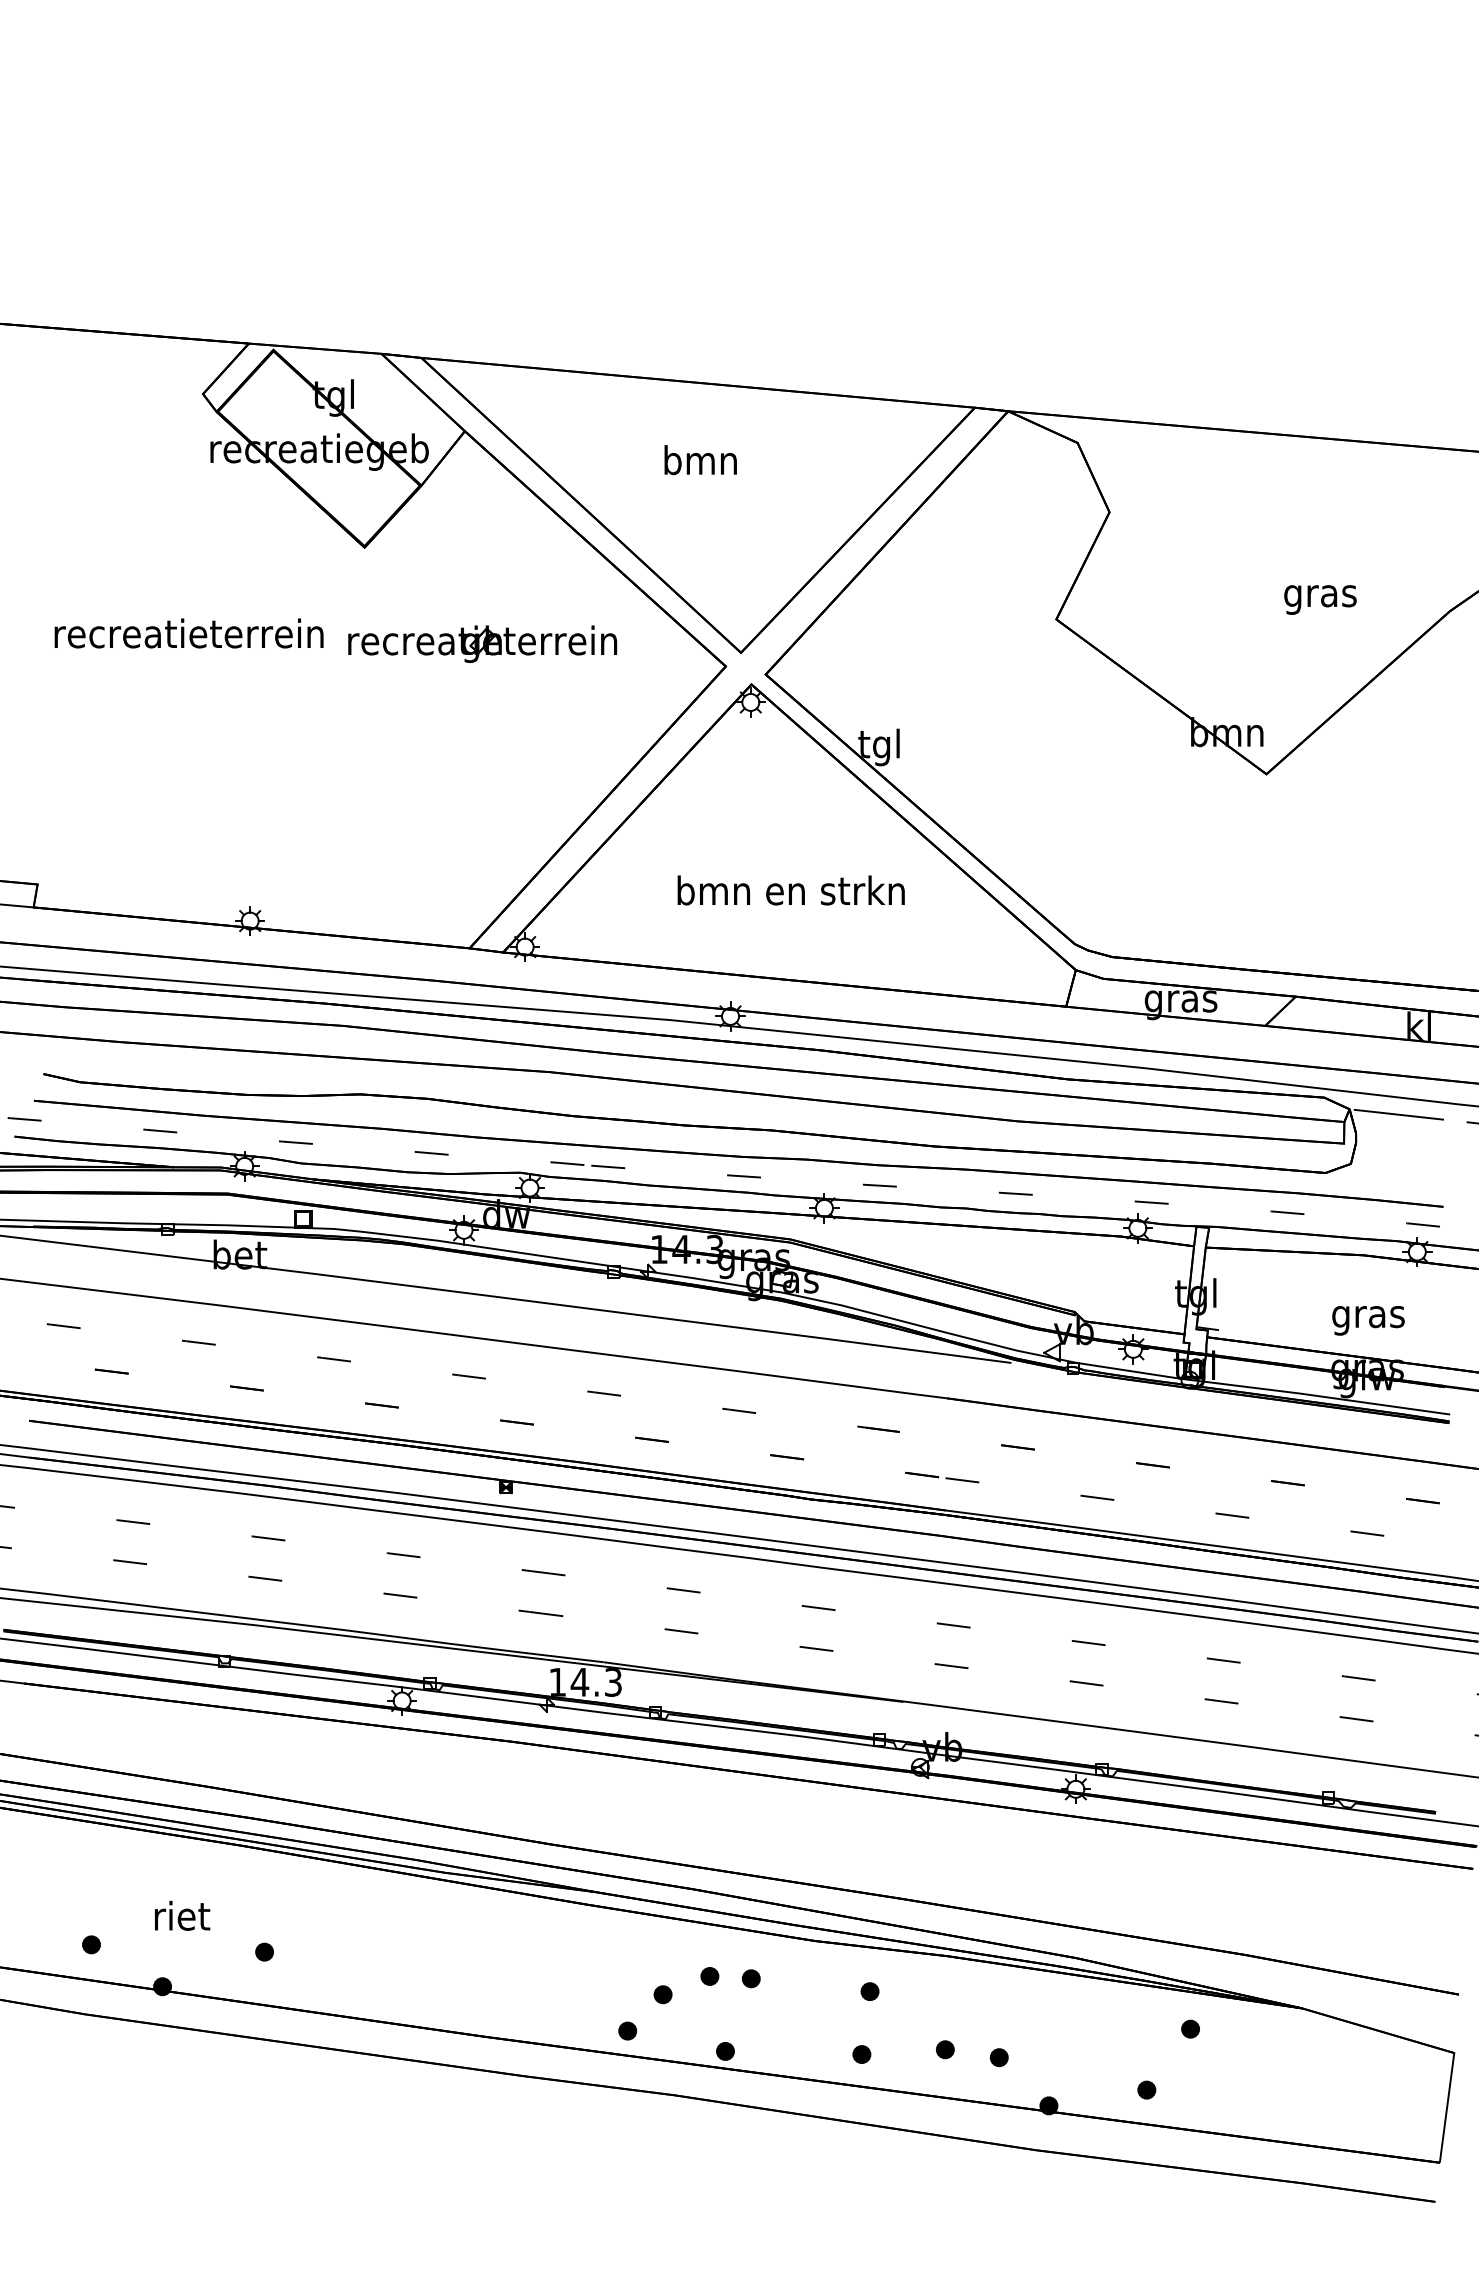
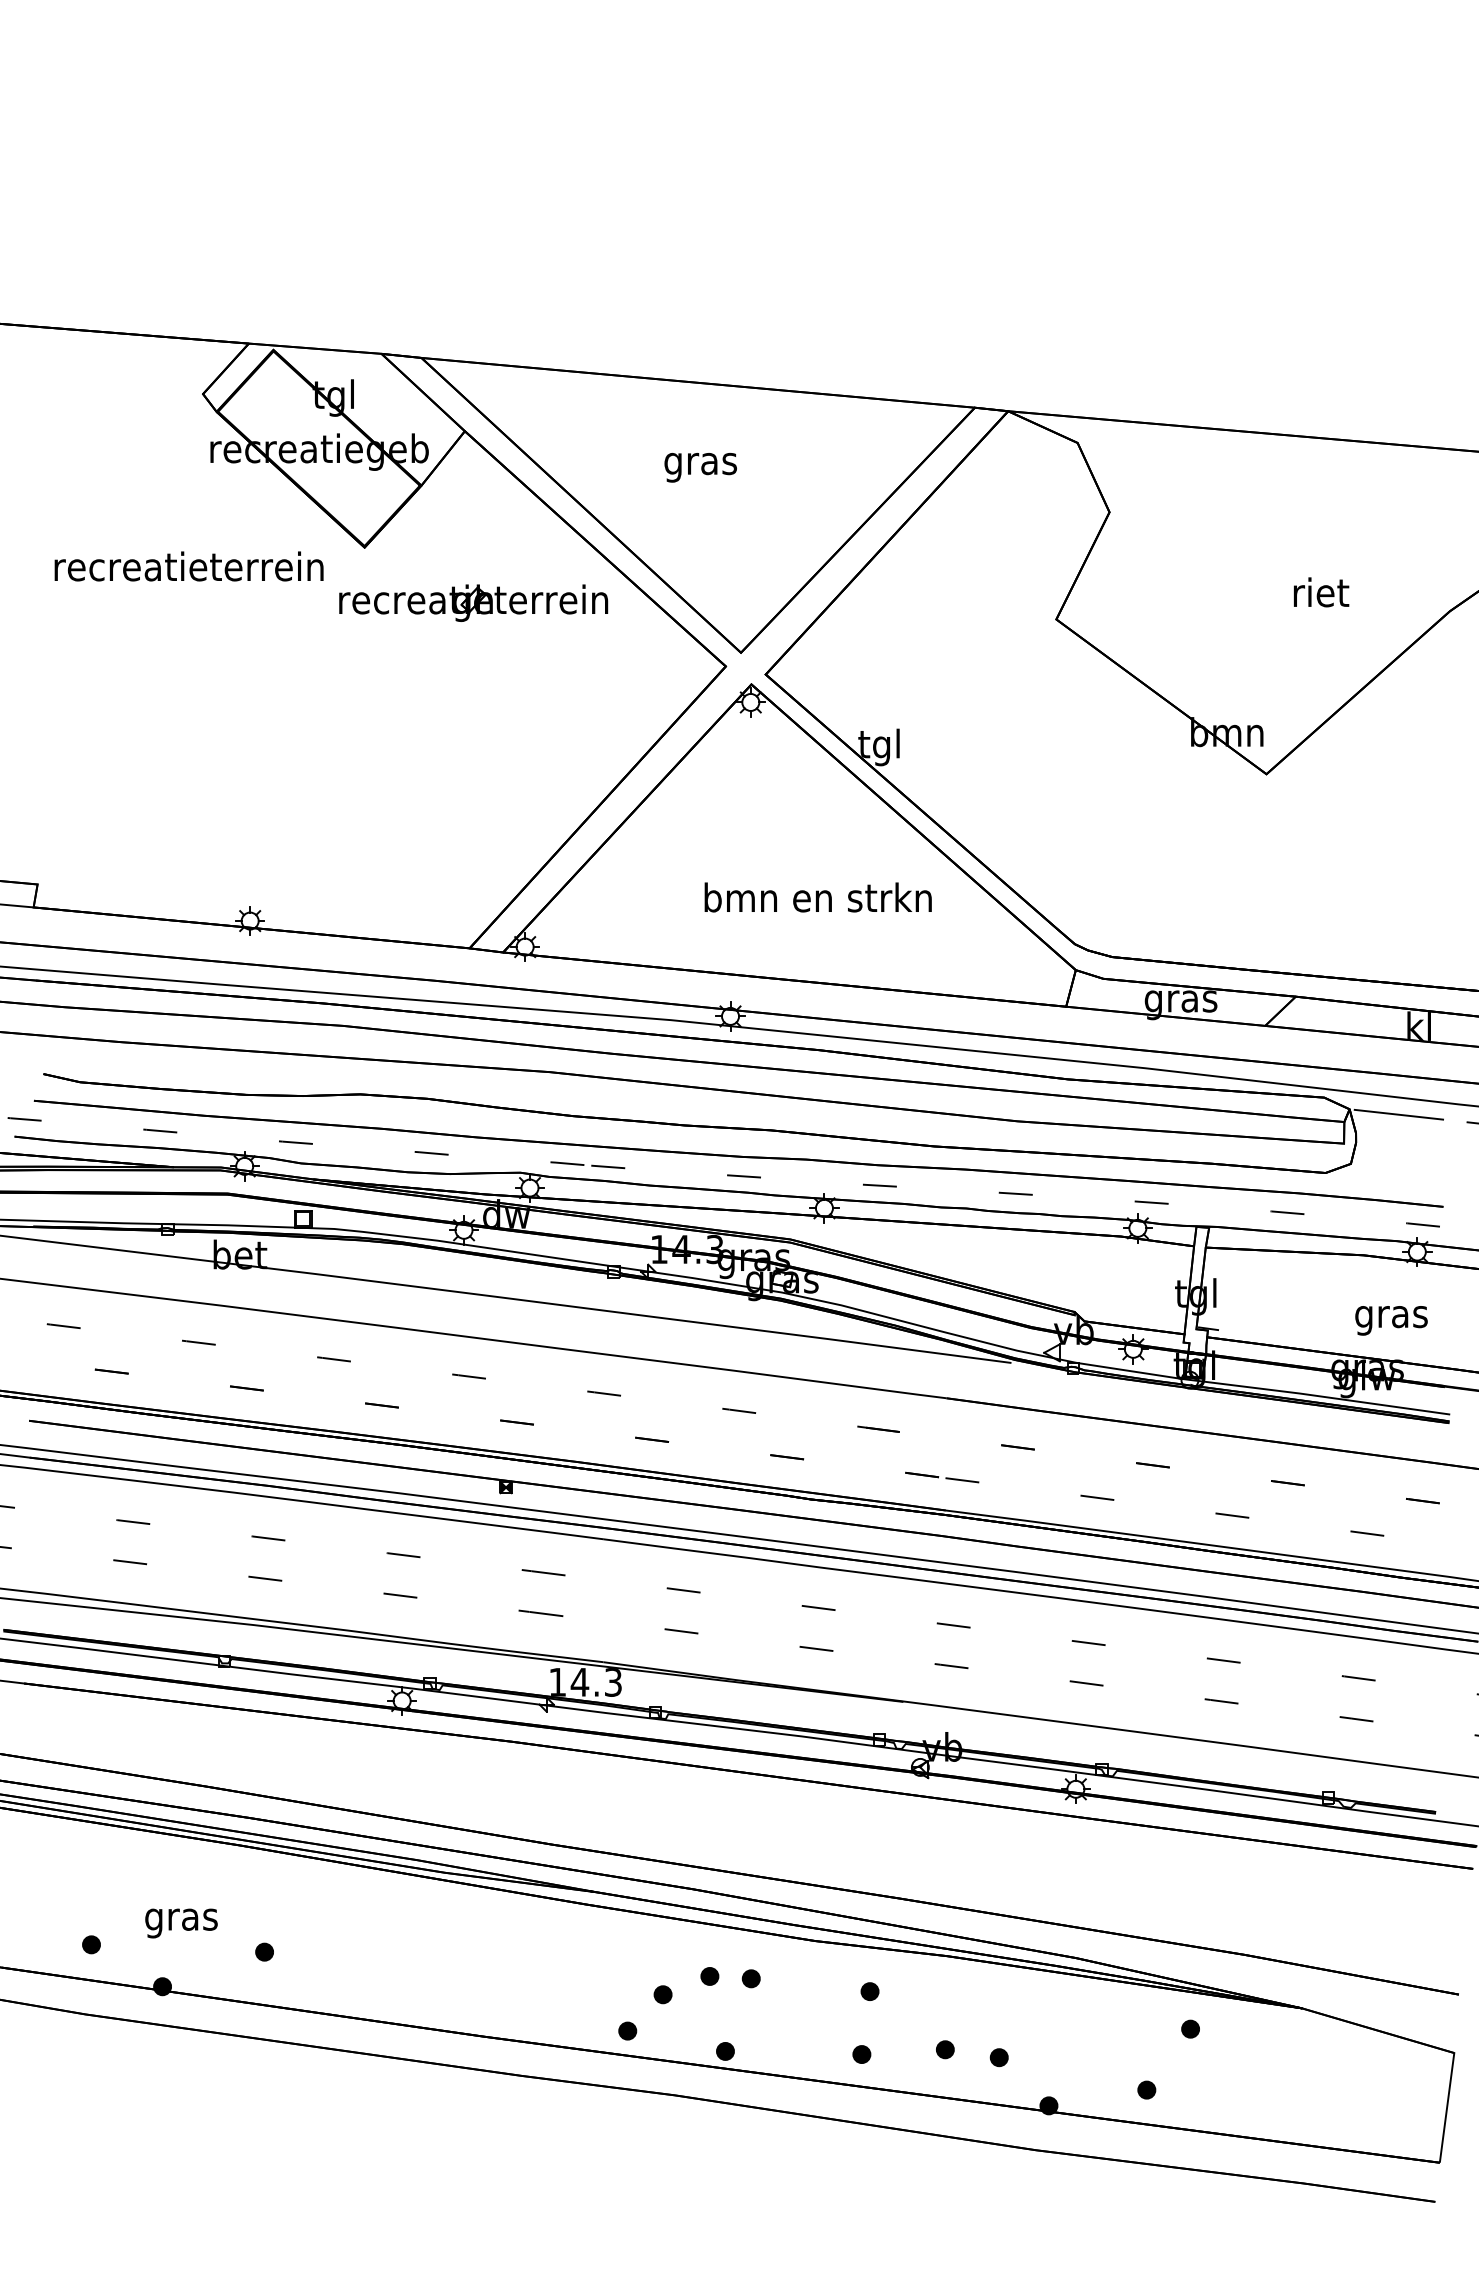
text: bmn -> gras (700, 463)
text: gras -> riet (1320, 595)
text position: (188, 633) -> (188, 566) (188, 566)
part position: (482, 643) -> (473, 602) (473, 602)
text position: (790, 890) -> (817, 897) (817, 897)
text position: (1368, 1320) -> (1391, 1320) (1391, 1320)
text: riet -> gras (181, 1919)
